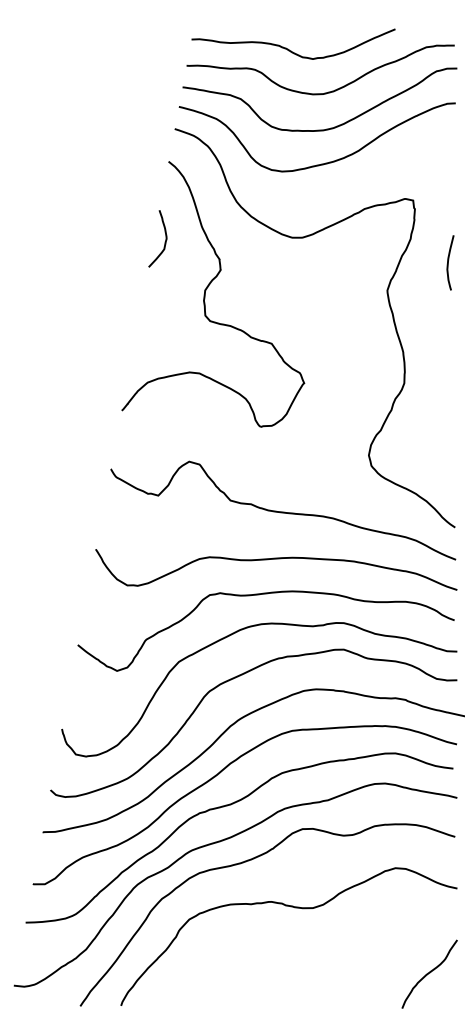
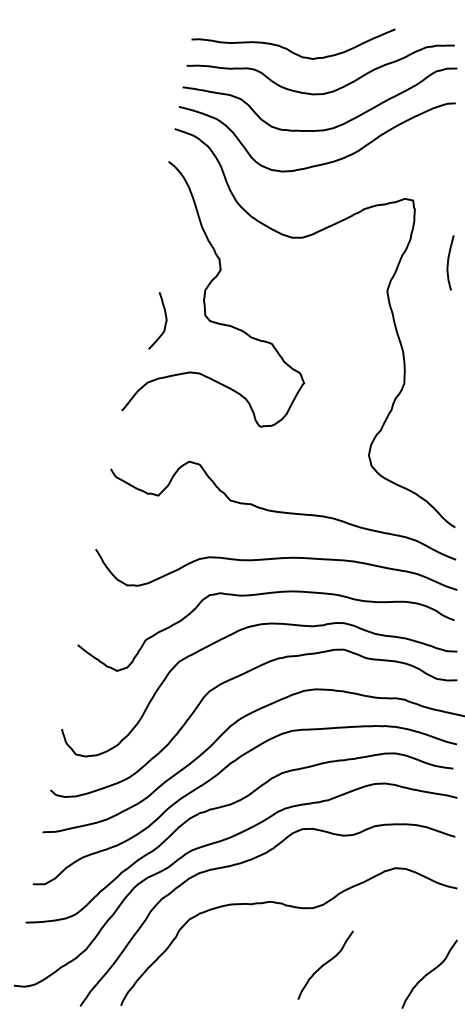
curve position: (165, 238) -> (165, 320) (165, 320)
curve: none -> present (325, 964)
